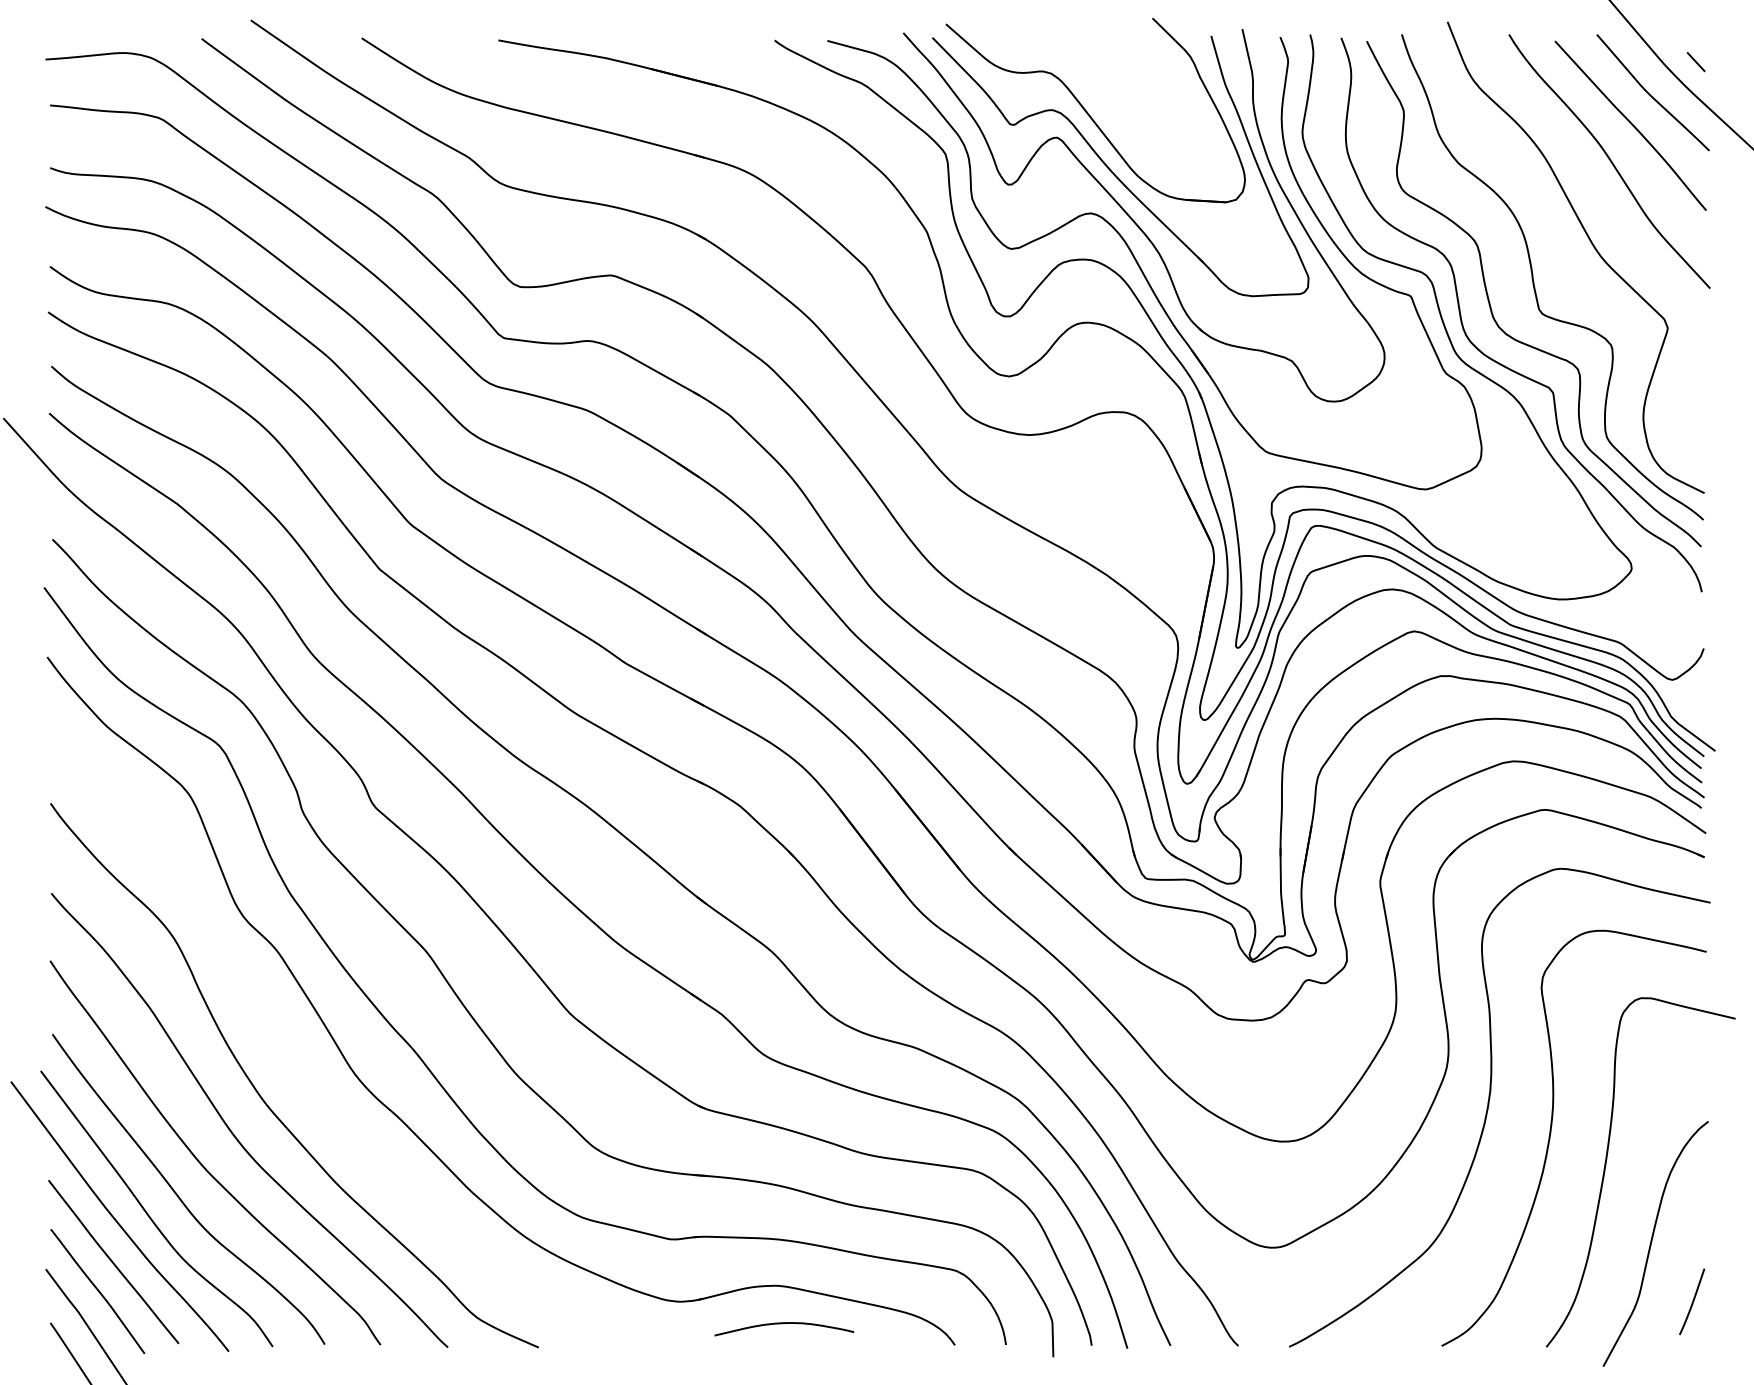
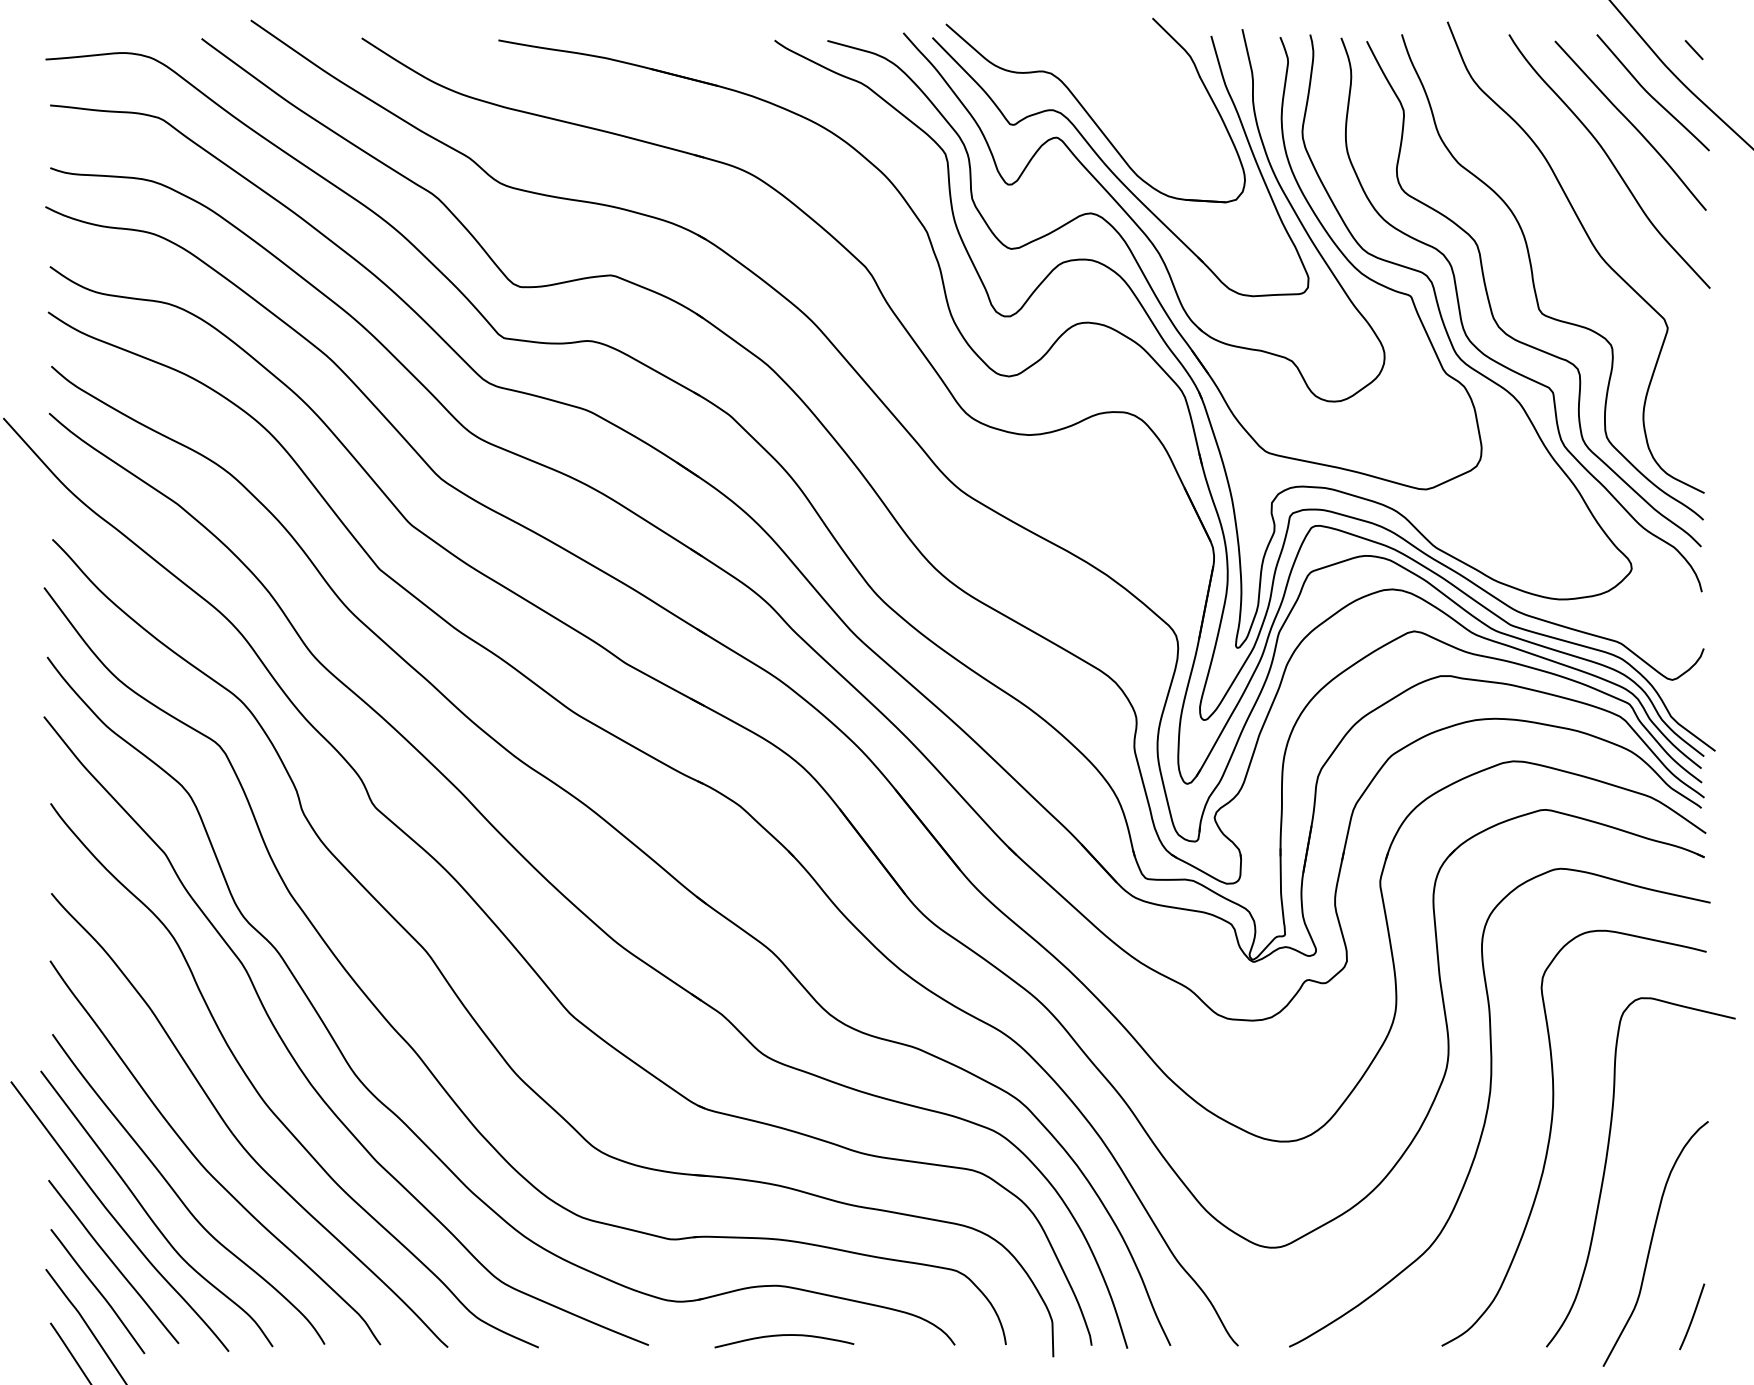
line position: (1695, 62) -> (1693, 50) (1693, 50)
curve: none -> present (297, 1062)
curve position: (1692, 1301) -> (1692, 1316) (1692, 1316)
curve position: (782, 1324) -> (782, 1336) (782, 1336)
